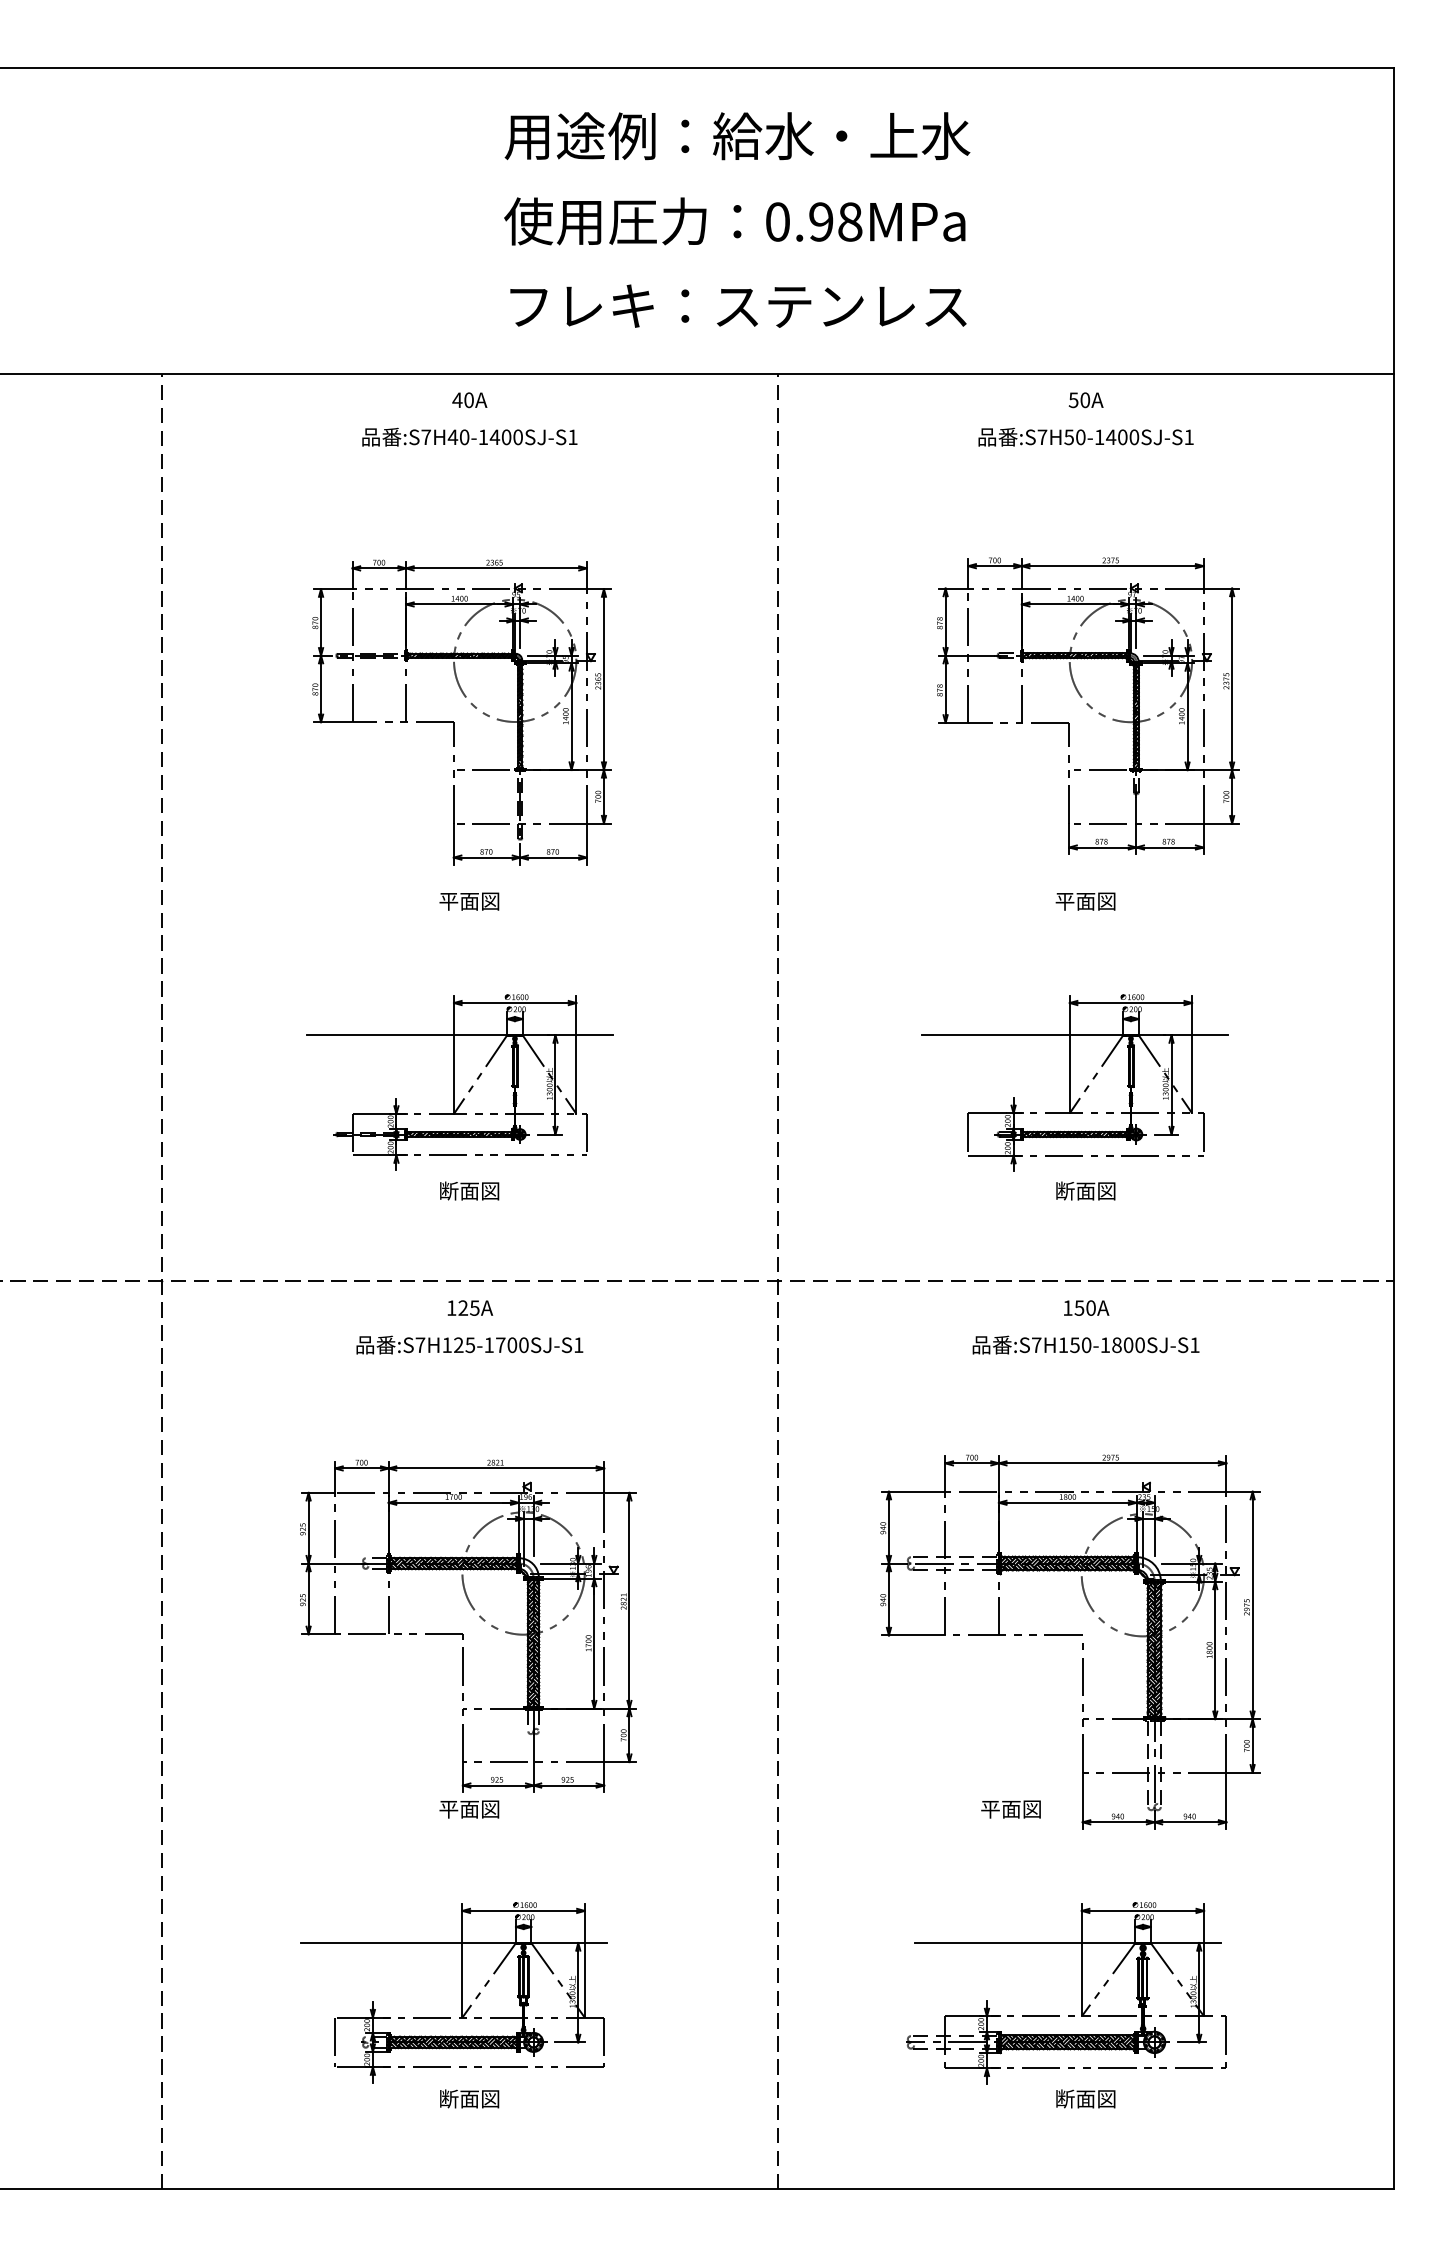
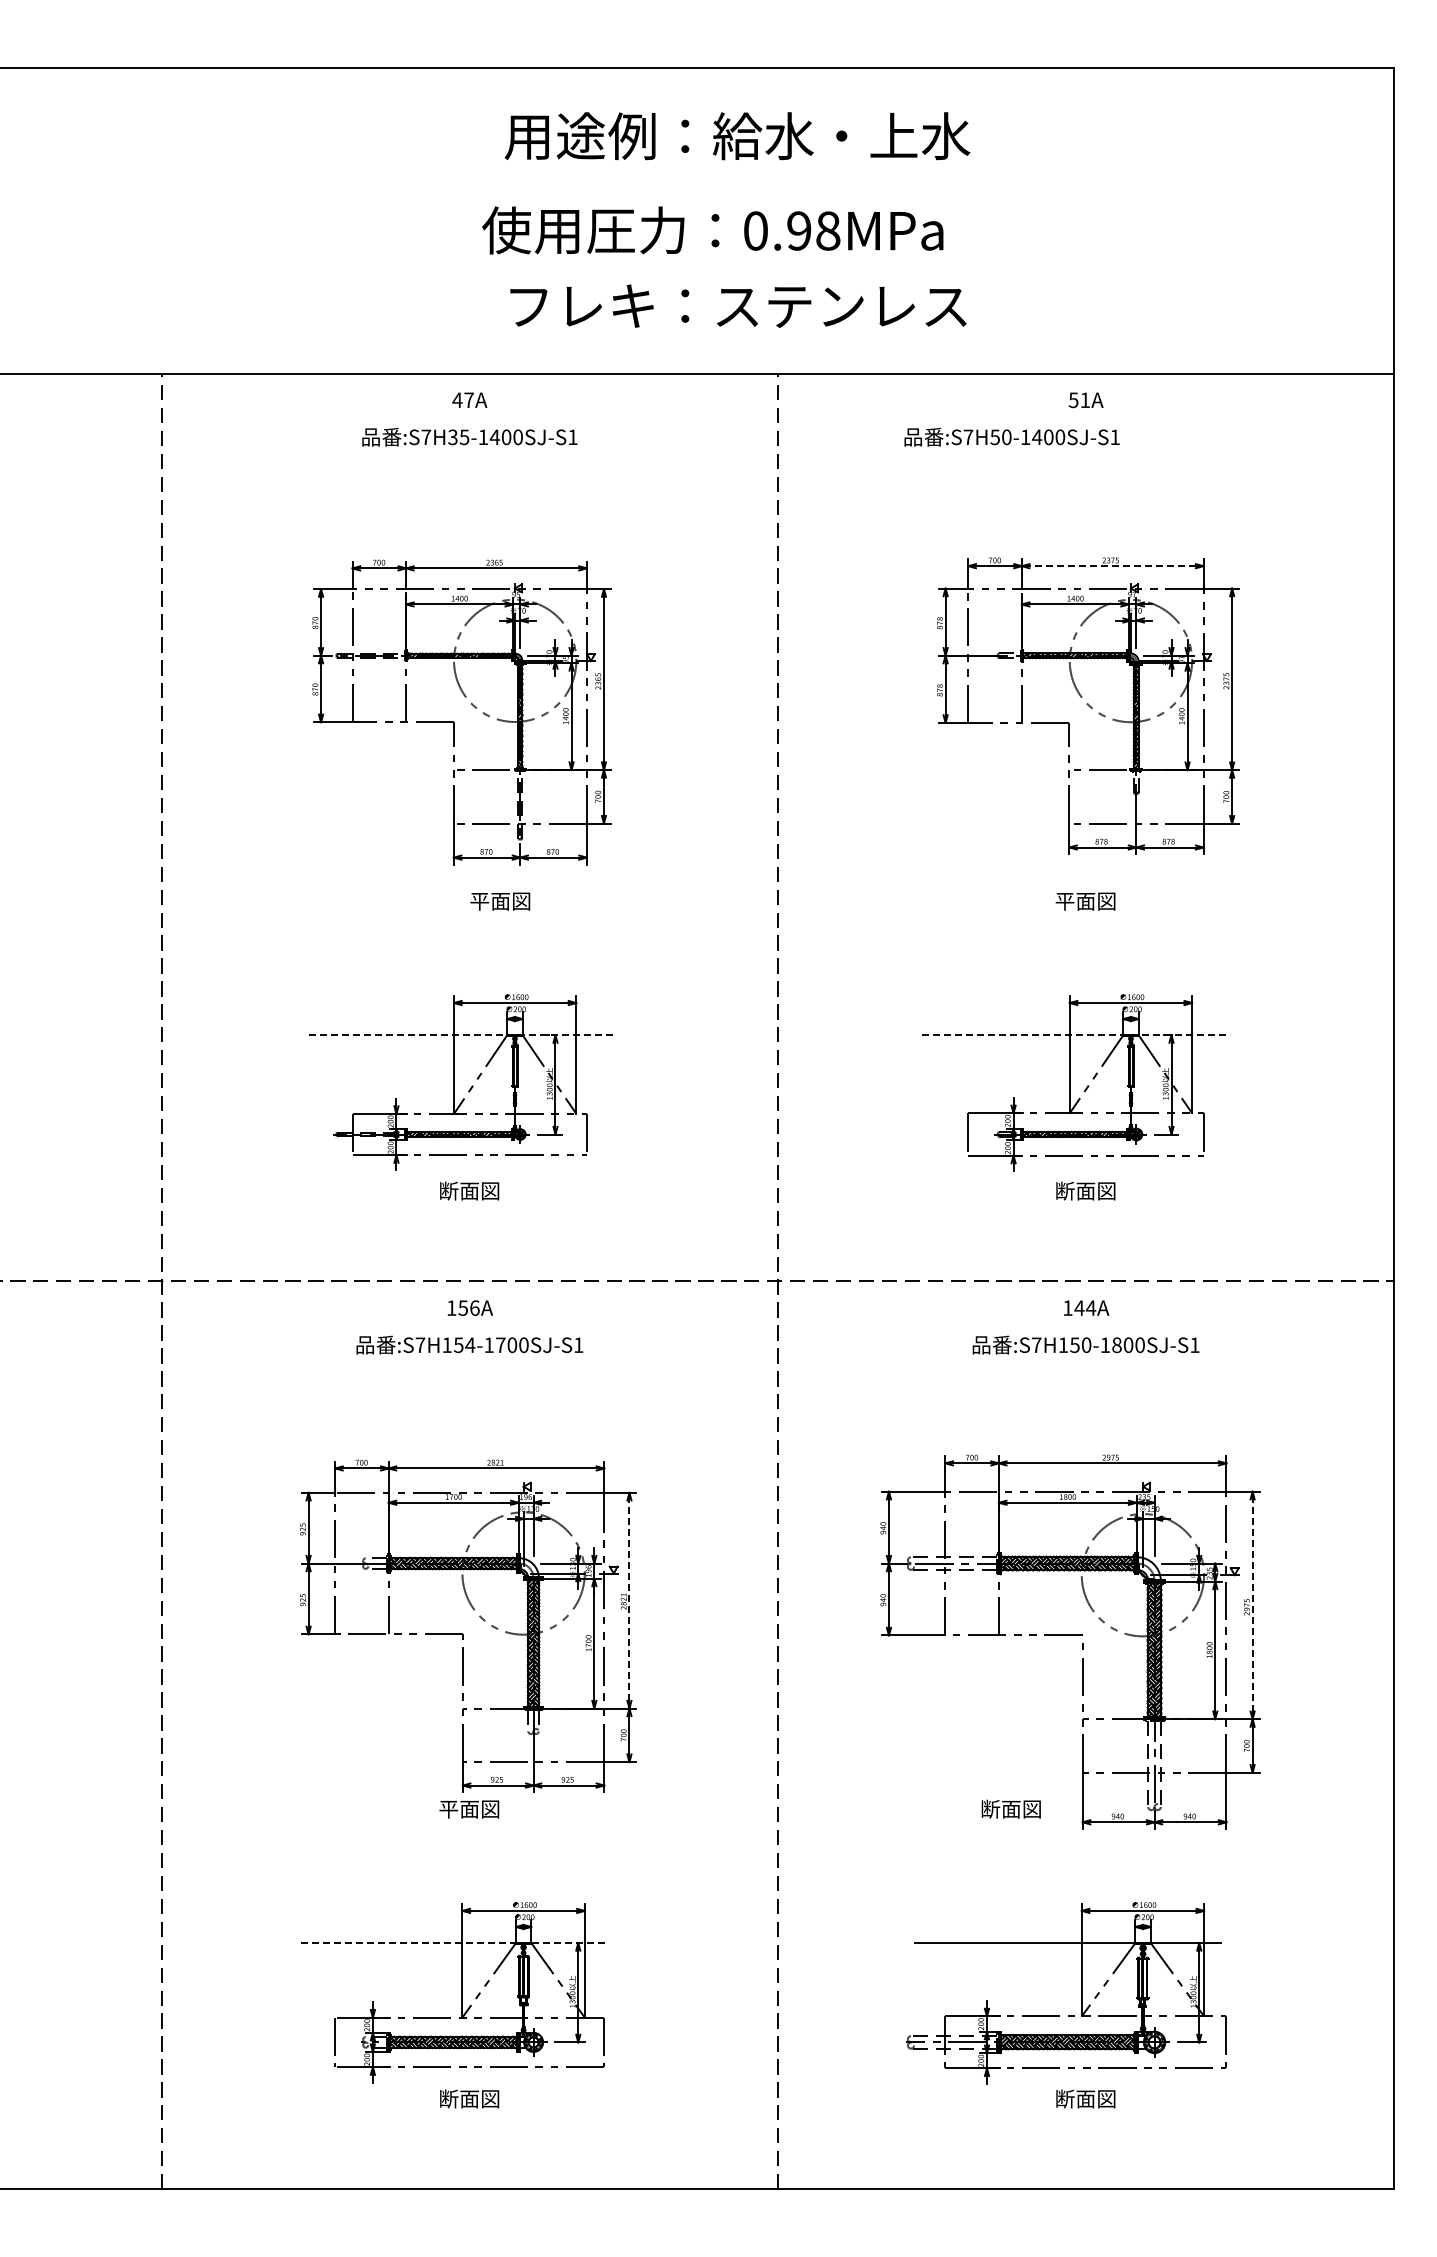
text position: (734, 221) -> (712, 230) (712, 230)
text: 40A -> 47A (468, 400)
text: 50A -> 51A (1085, 400)
text: :S7H40-1400SJ-S1 -> :S7H35-1400SJ-S1 (458, 437)
text position: (1085, 437) -> (1011, 437) (1011, 437)
line: solid -> dashed (1112, 566)
text position: (469, 901) -> (500, 901) (500, 901)
line: solid -> dashed (459, 1035)
line: solid -> dashed (1075, 1035)
text: 125A -> 156A (468, 1307)
text: 150A -> 144A (1085, 1307)
text: :S7H125-1700SJ-S1 -> :S7H154-1700SJ-S1 (464, 1345)
line: solid -> dashed (629, 1600)
line: solid -> dashed (1252, 1604)
text: 平面図 -> 断面図 (990, 1808)
line: solid -> dashed (453, 1943)
